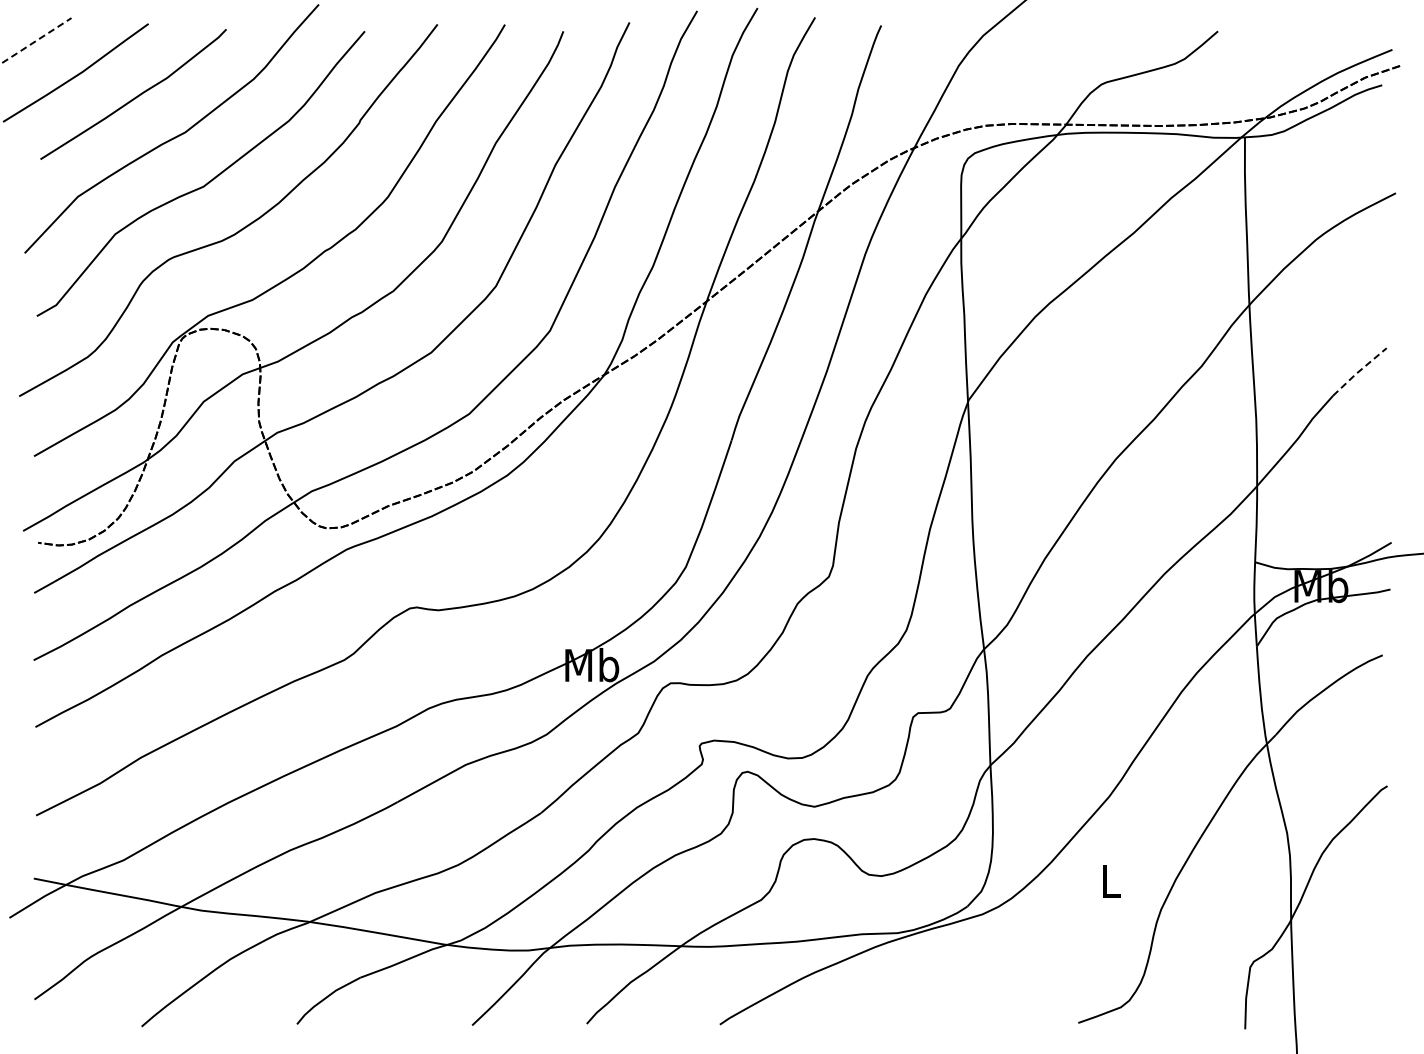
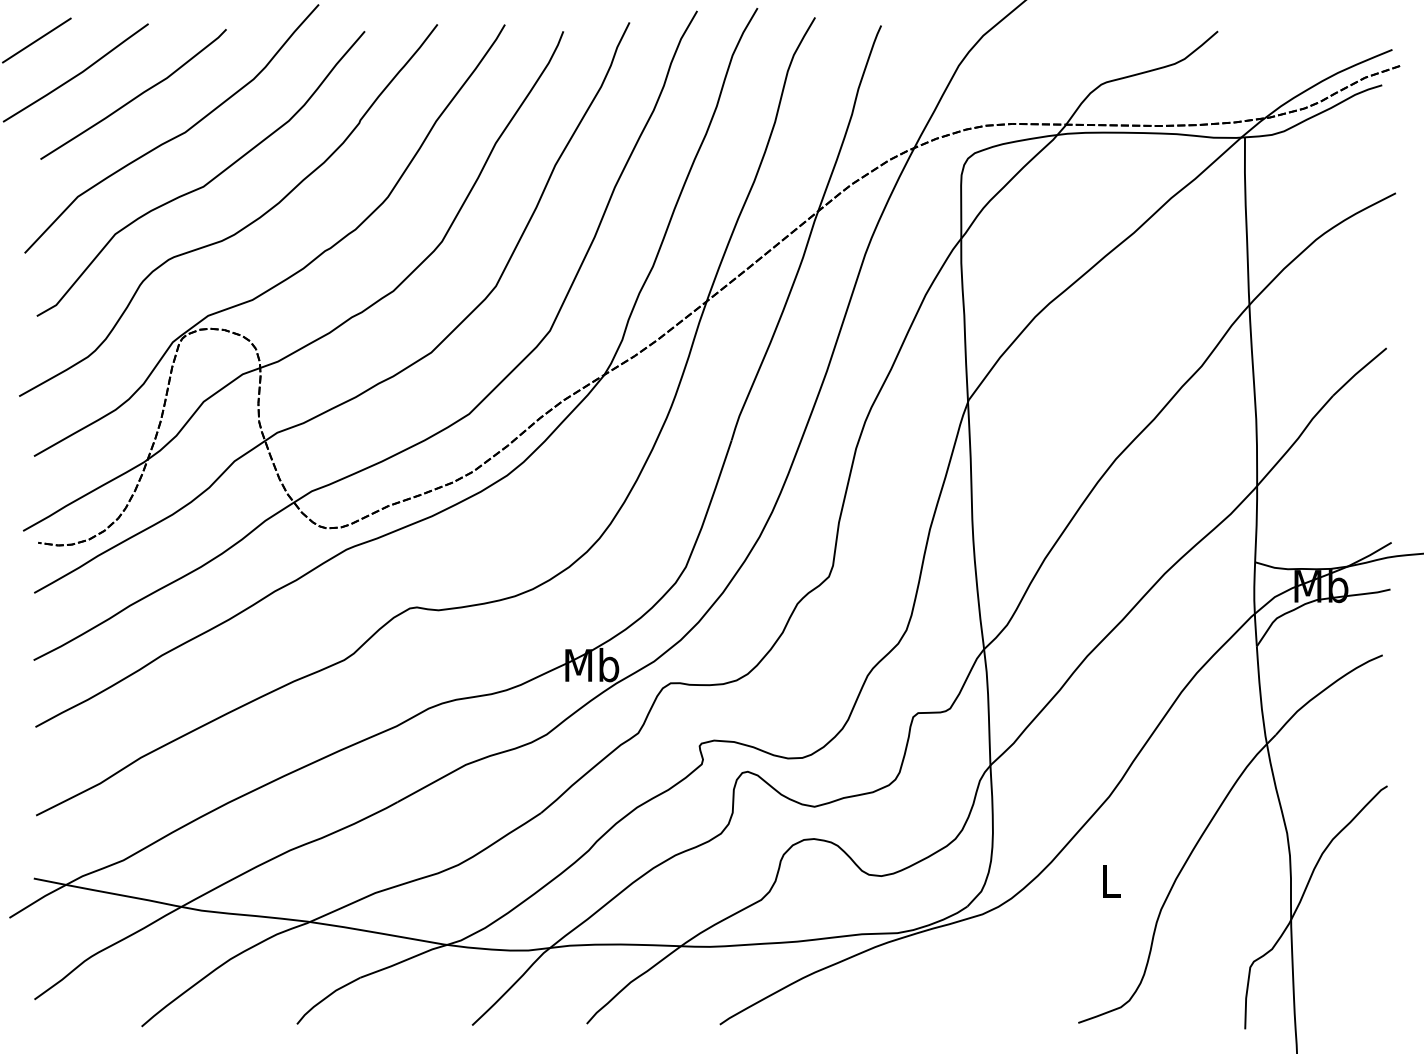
line: dashed -> solid (37, 40)
line: dashed -> solid (1359, 370)
